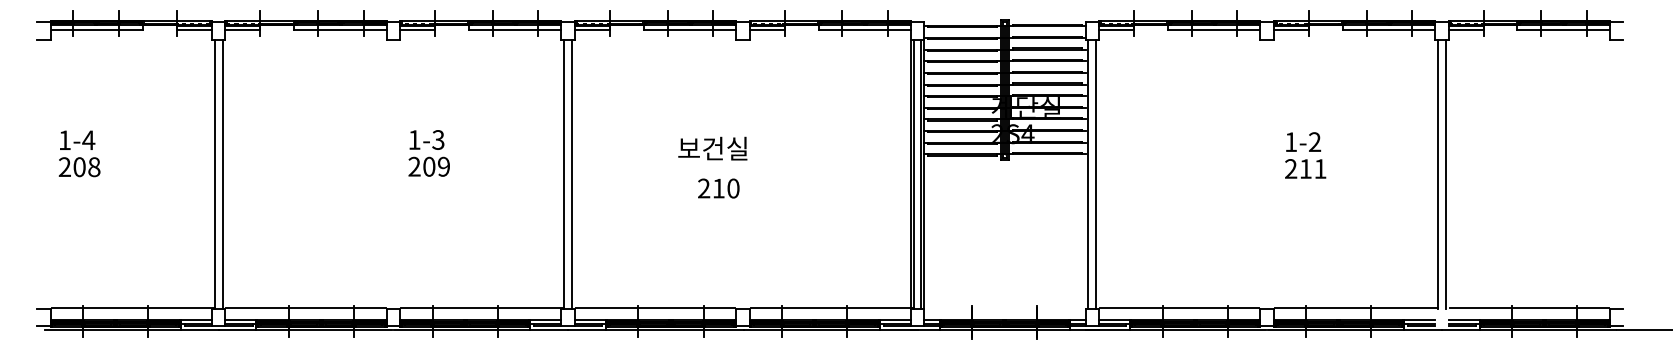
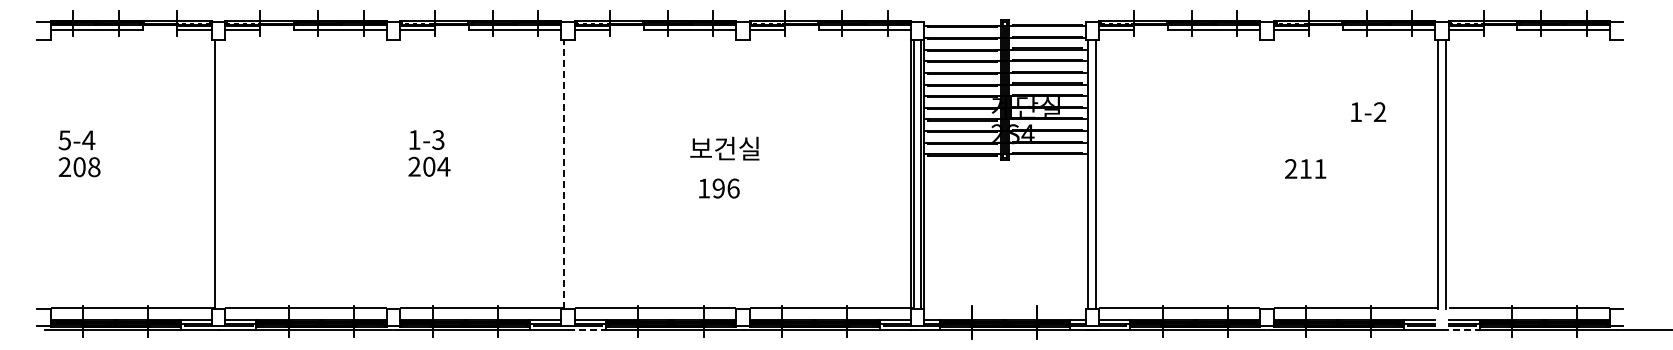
text: 1-4 -> 5-4 (64, 140)
text position: (1303, 141) -> (1368, 111) (1368, 111)
text position: (712, 148) -> (724, 148) (724, 148)
text: 209 -> 204 (443, 166)
line: present -> none (222, 173)
line: solid -> dashed (564, 173)
line: present -> none (571, 173)
text: 210 -> 196 (718, 188)
line: solid -> dashed (587, 330)
line: solid -> dashed (1460, 330)
